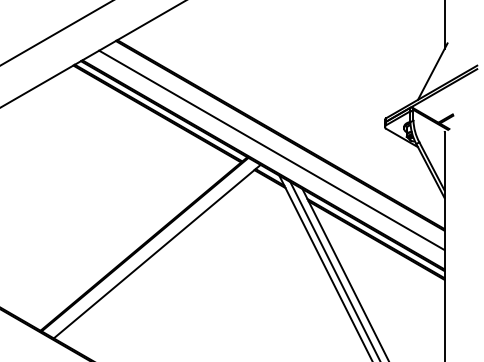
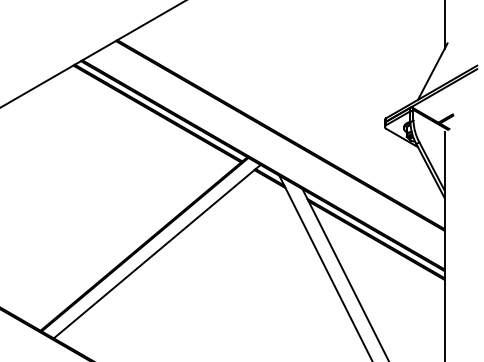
line: present -> none (56, 33)
line: present -> none (271, 150)
line: present -> none (334, 270)
